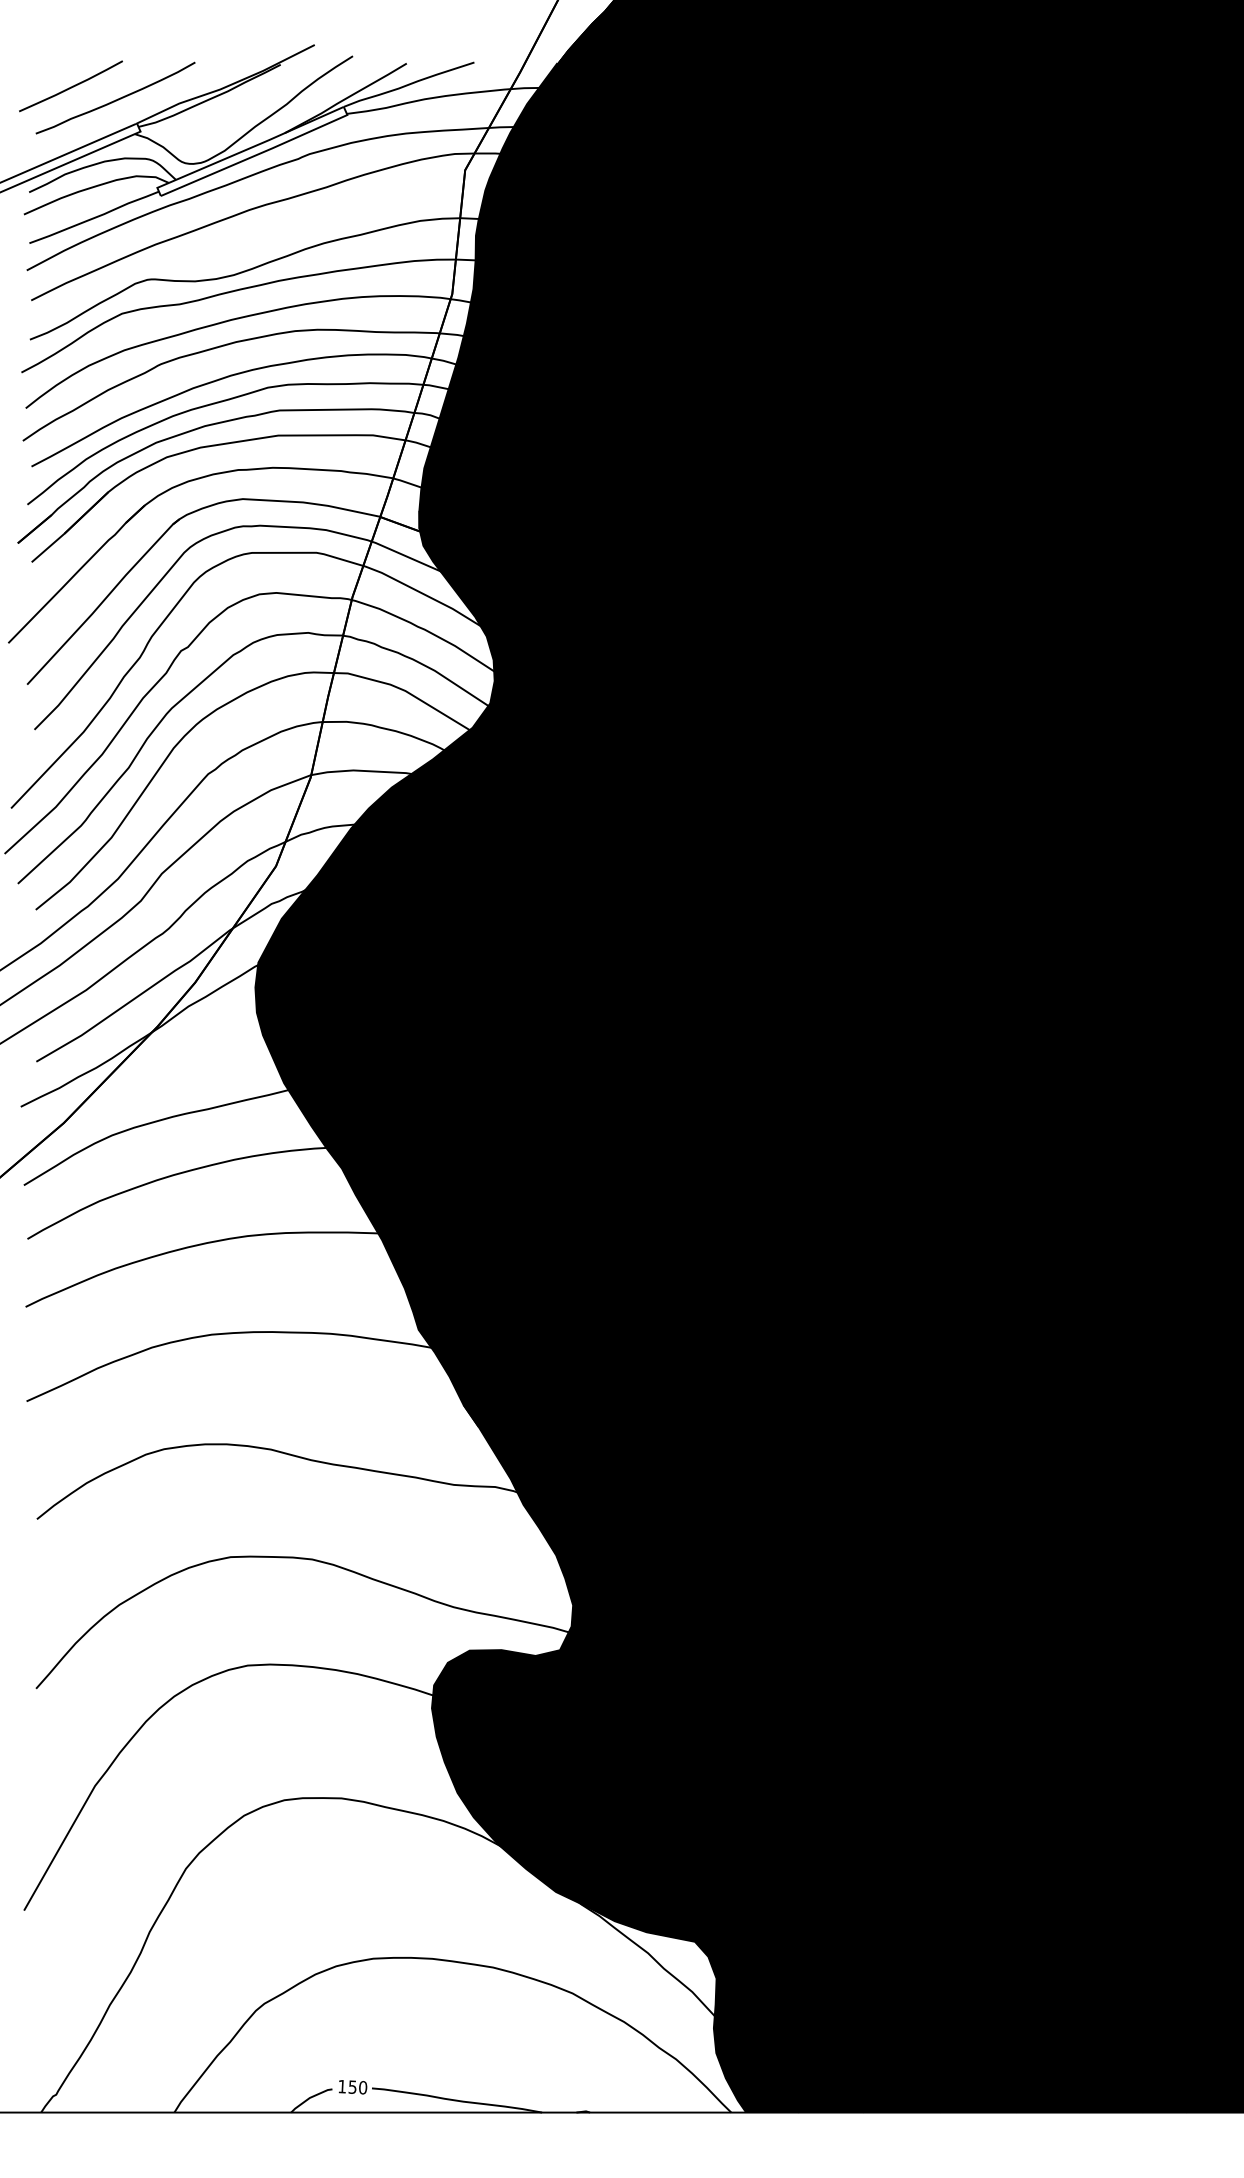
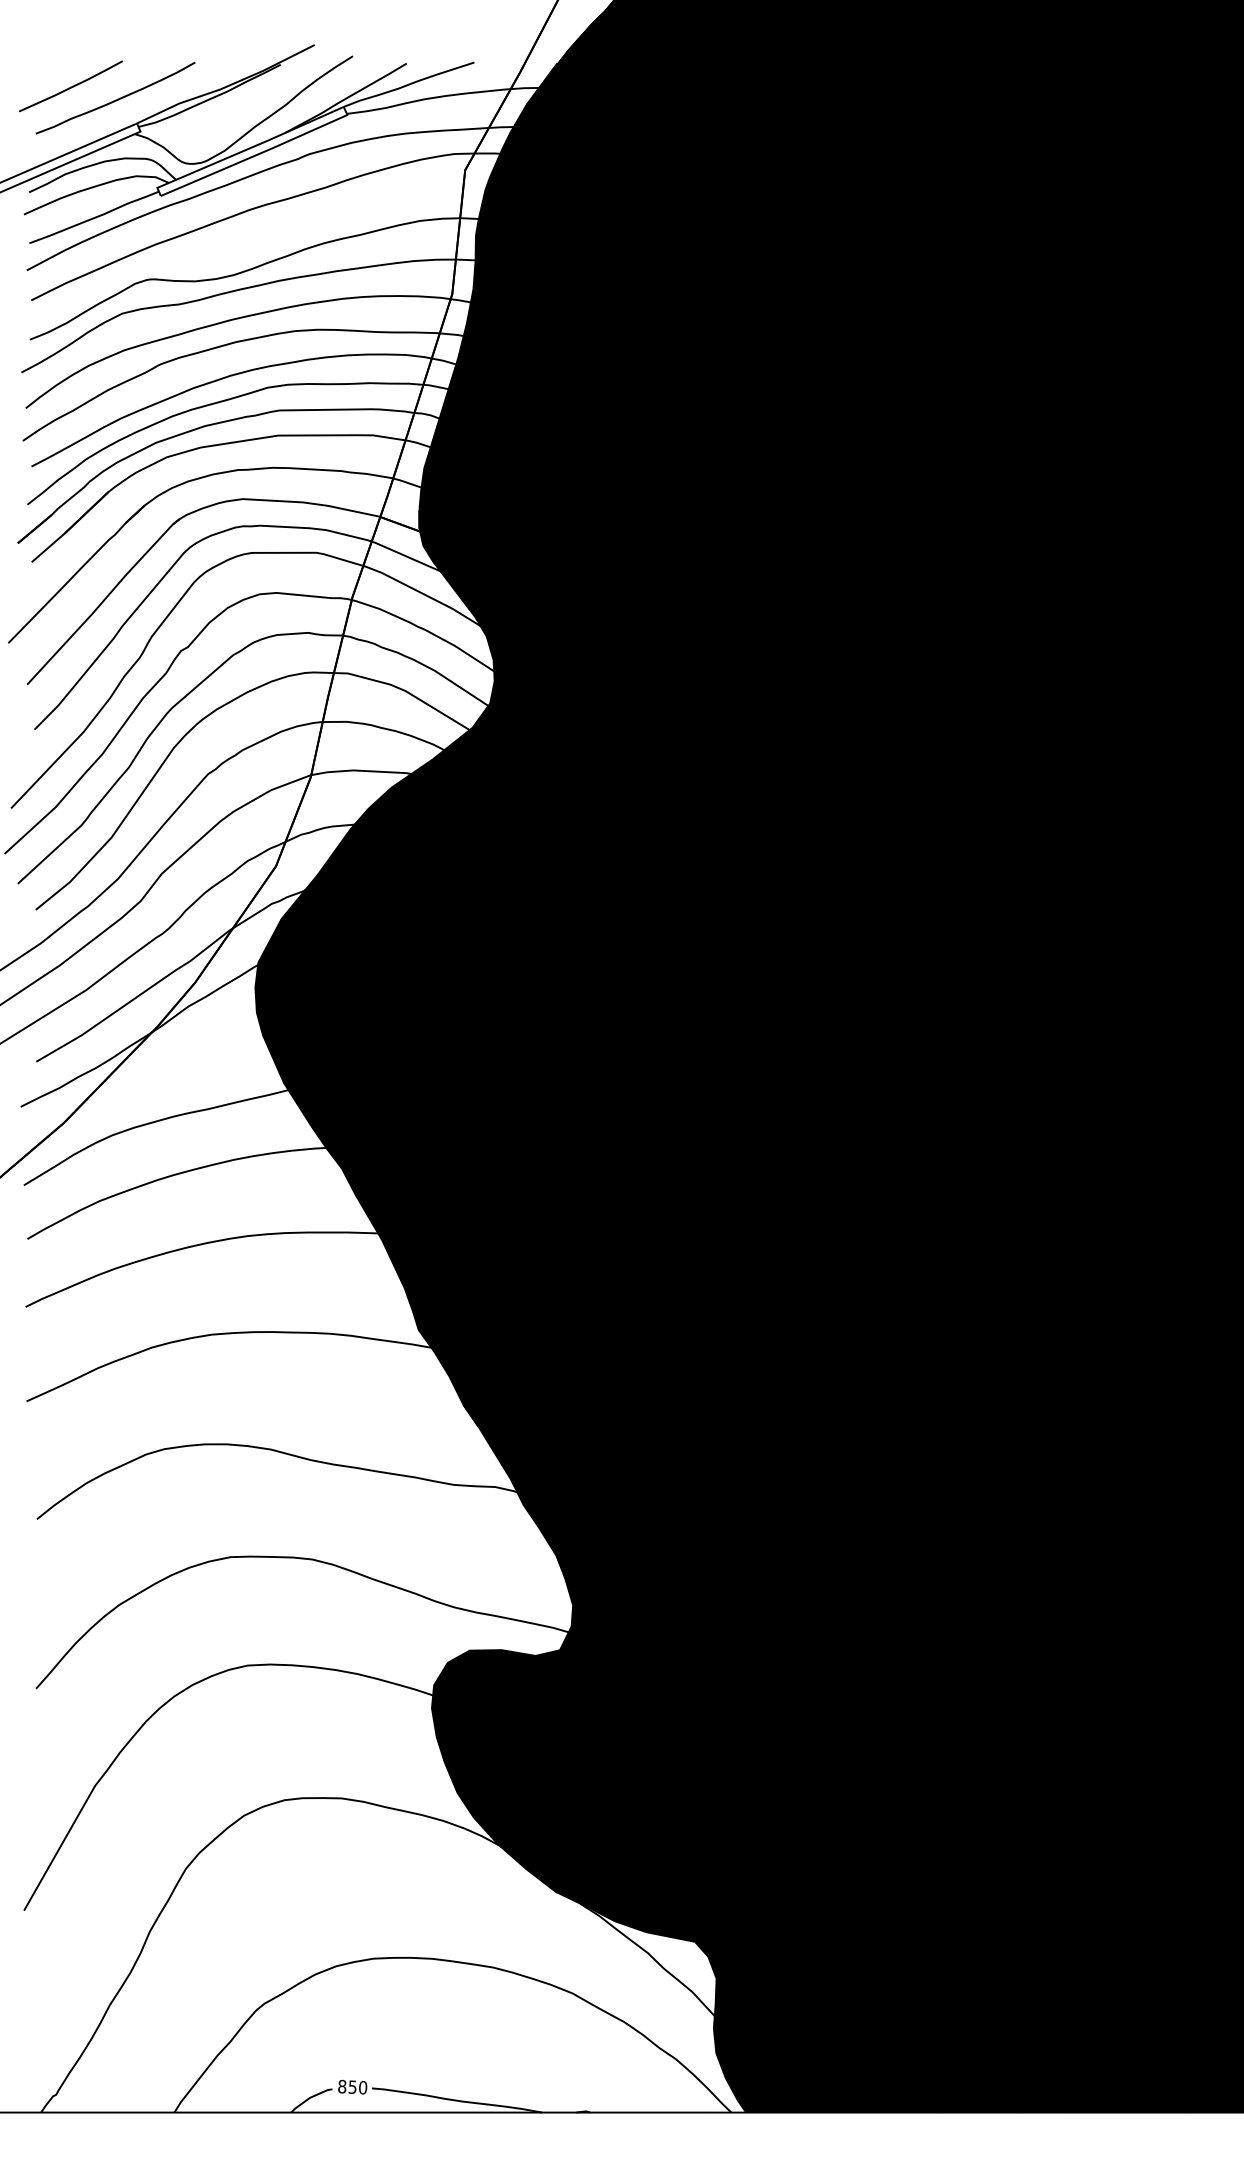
text: 150 -> 850 (342, 2086)
